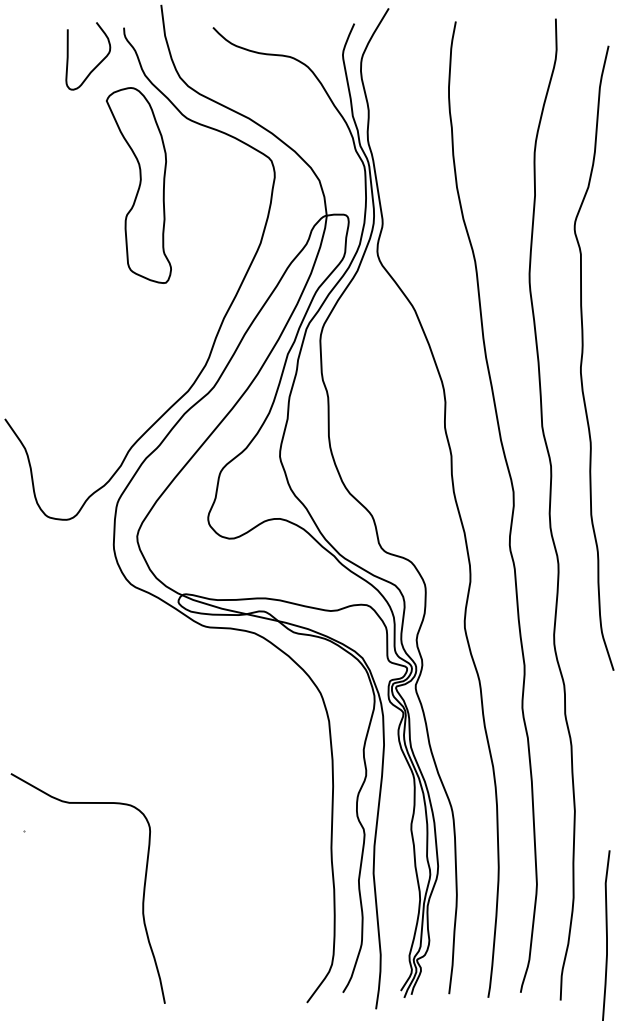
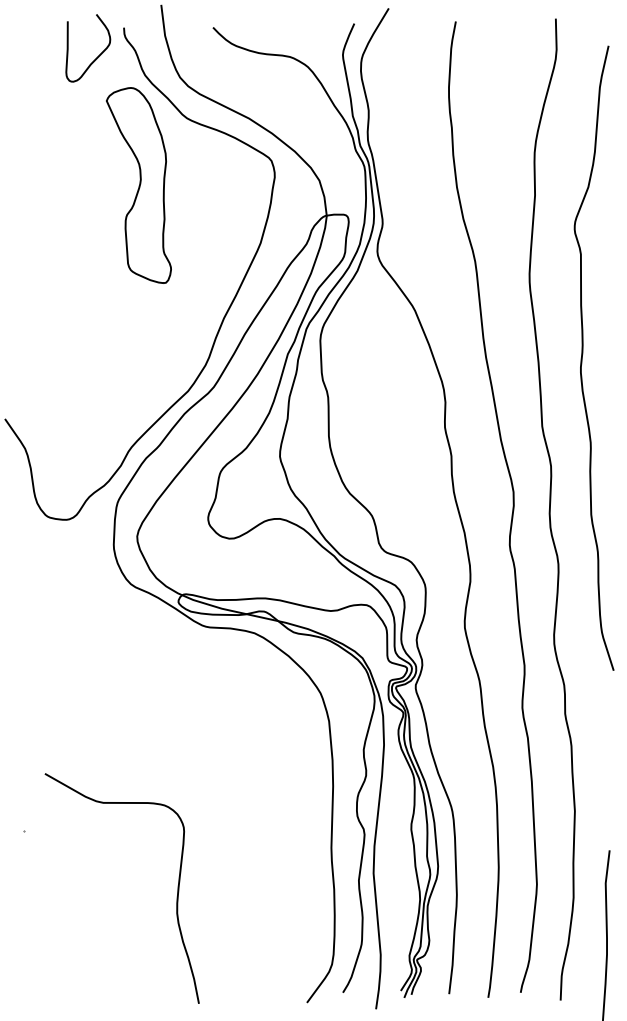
curve position: (97, 64) -> (97, 56) (97, 56)
curve position: (142, 896) -> (176, 896) (176, 896)
